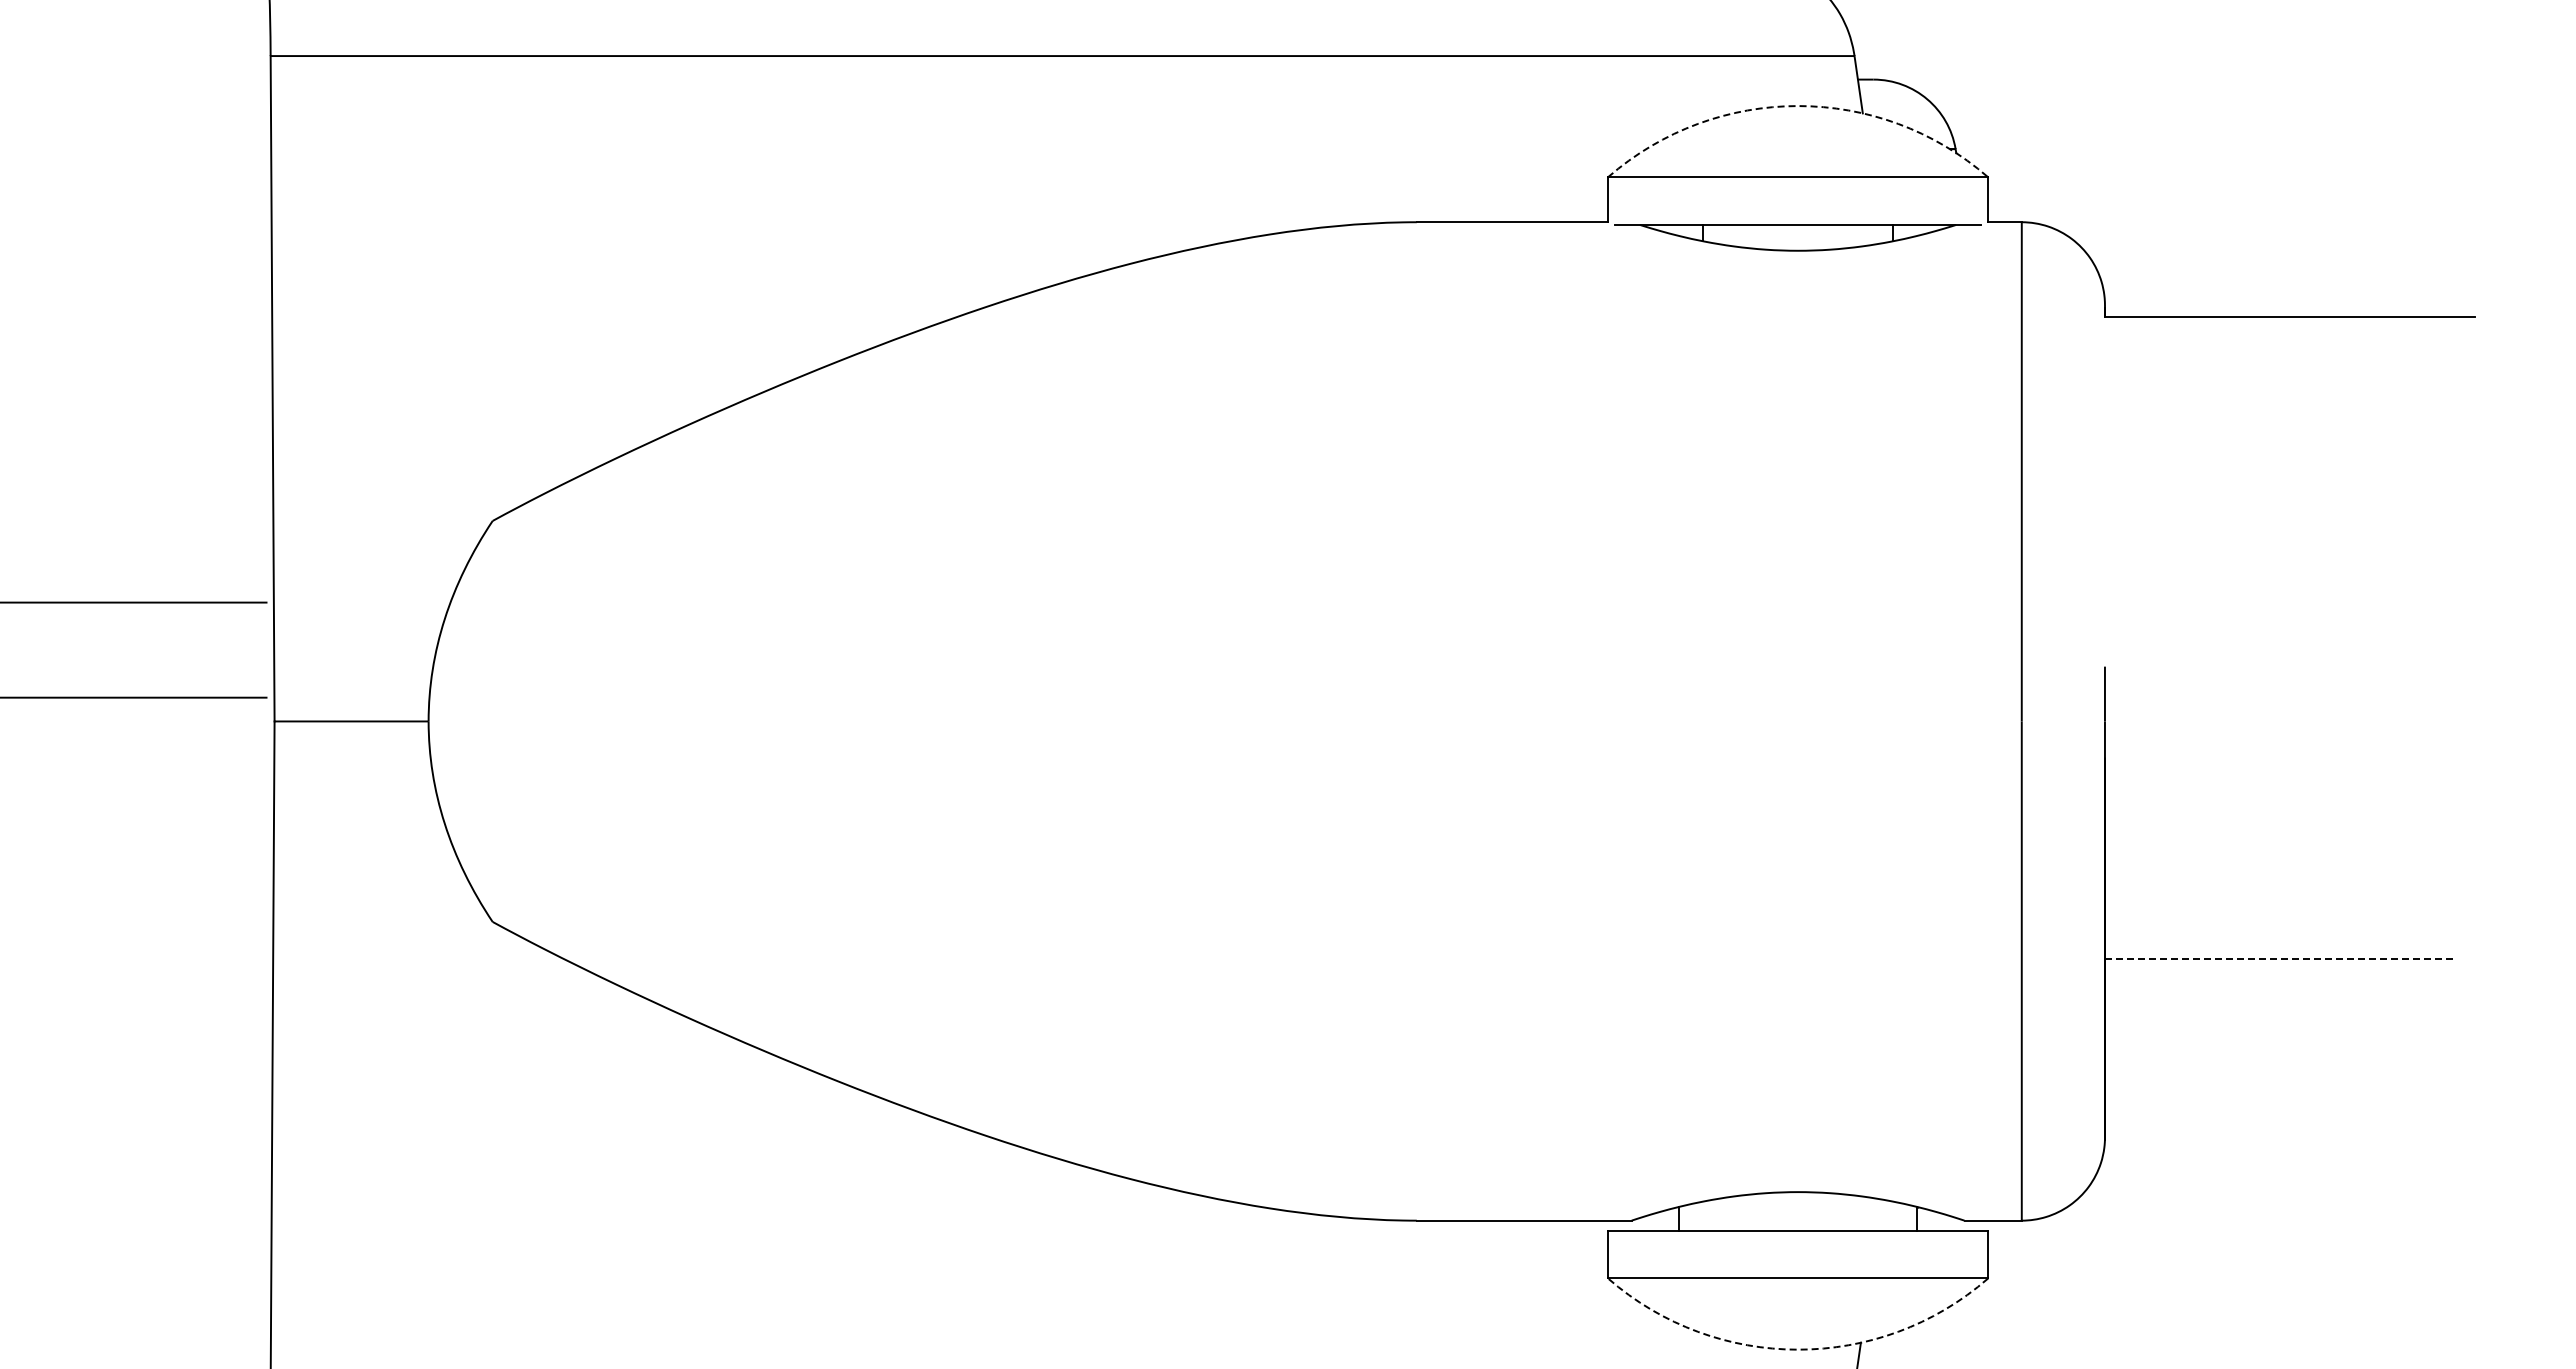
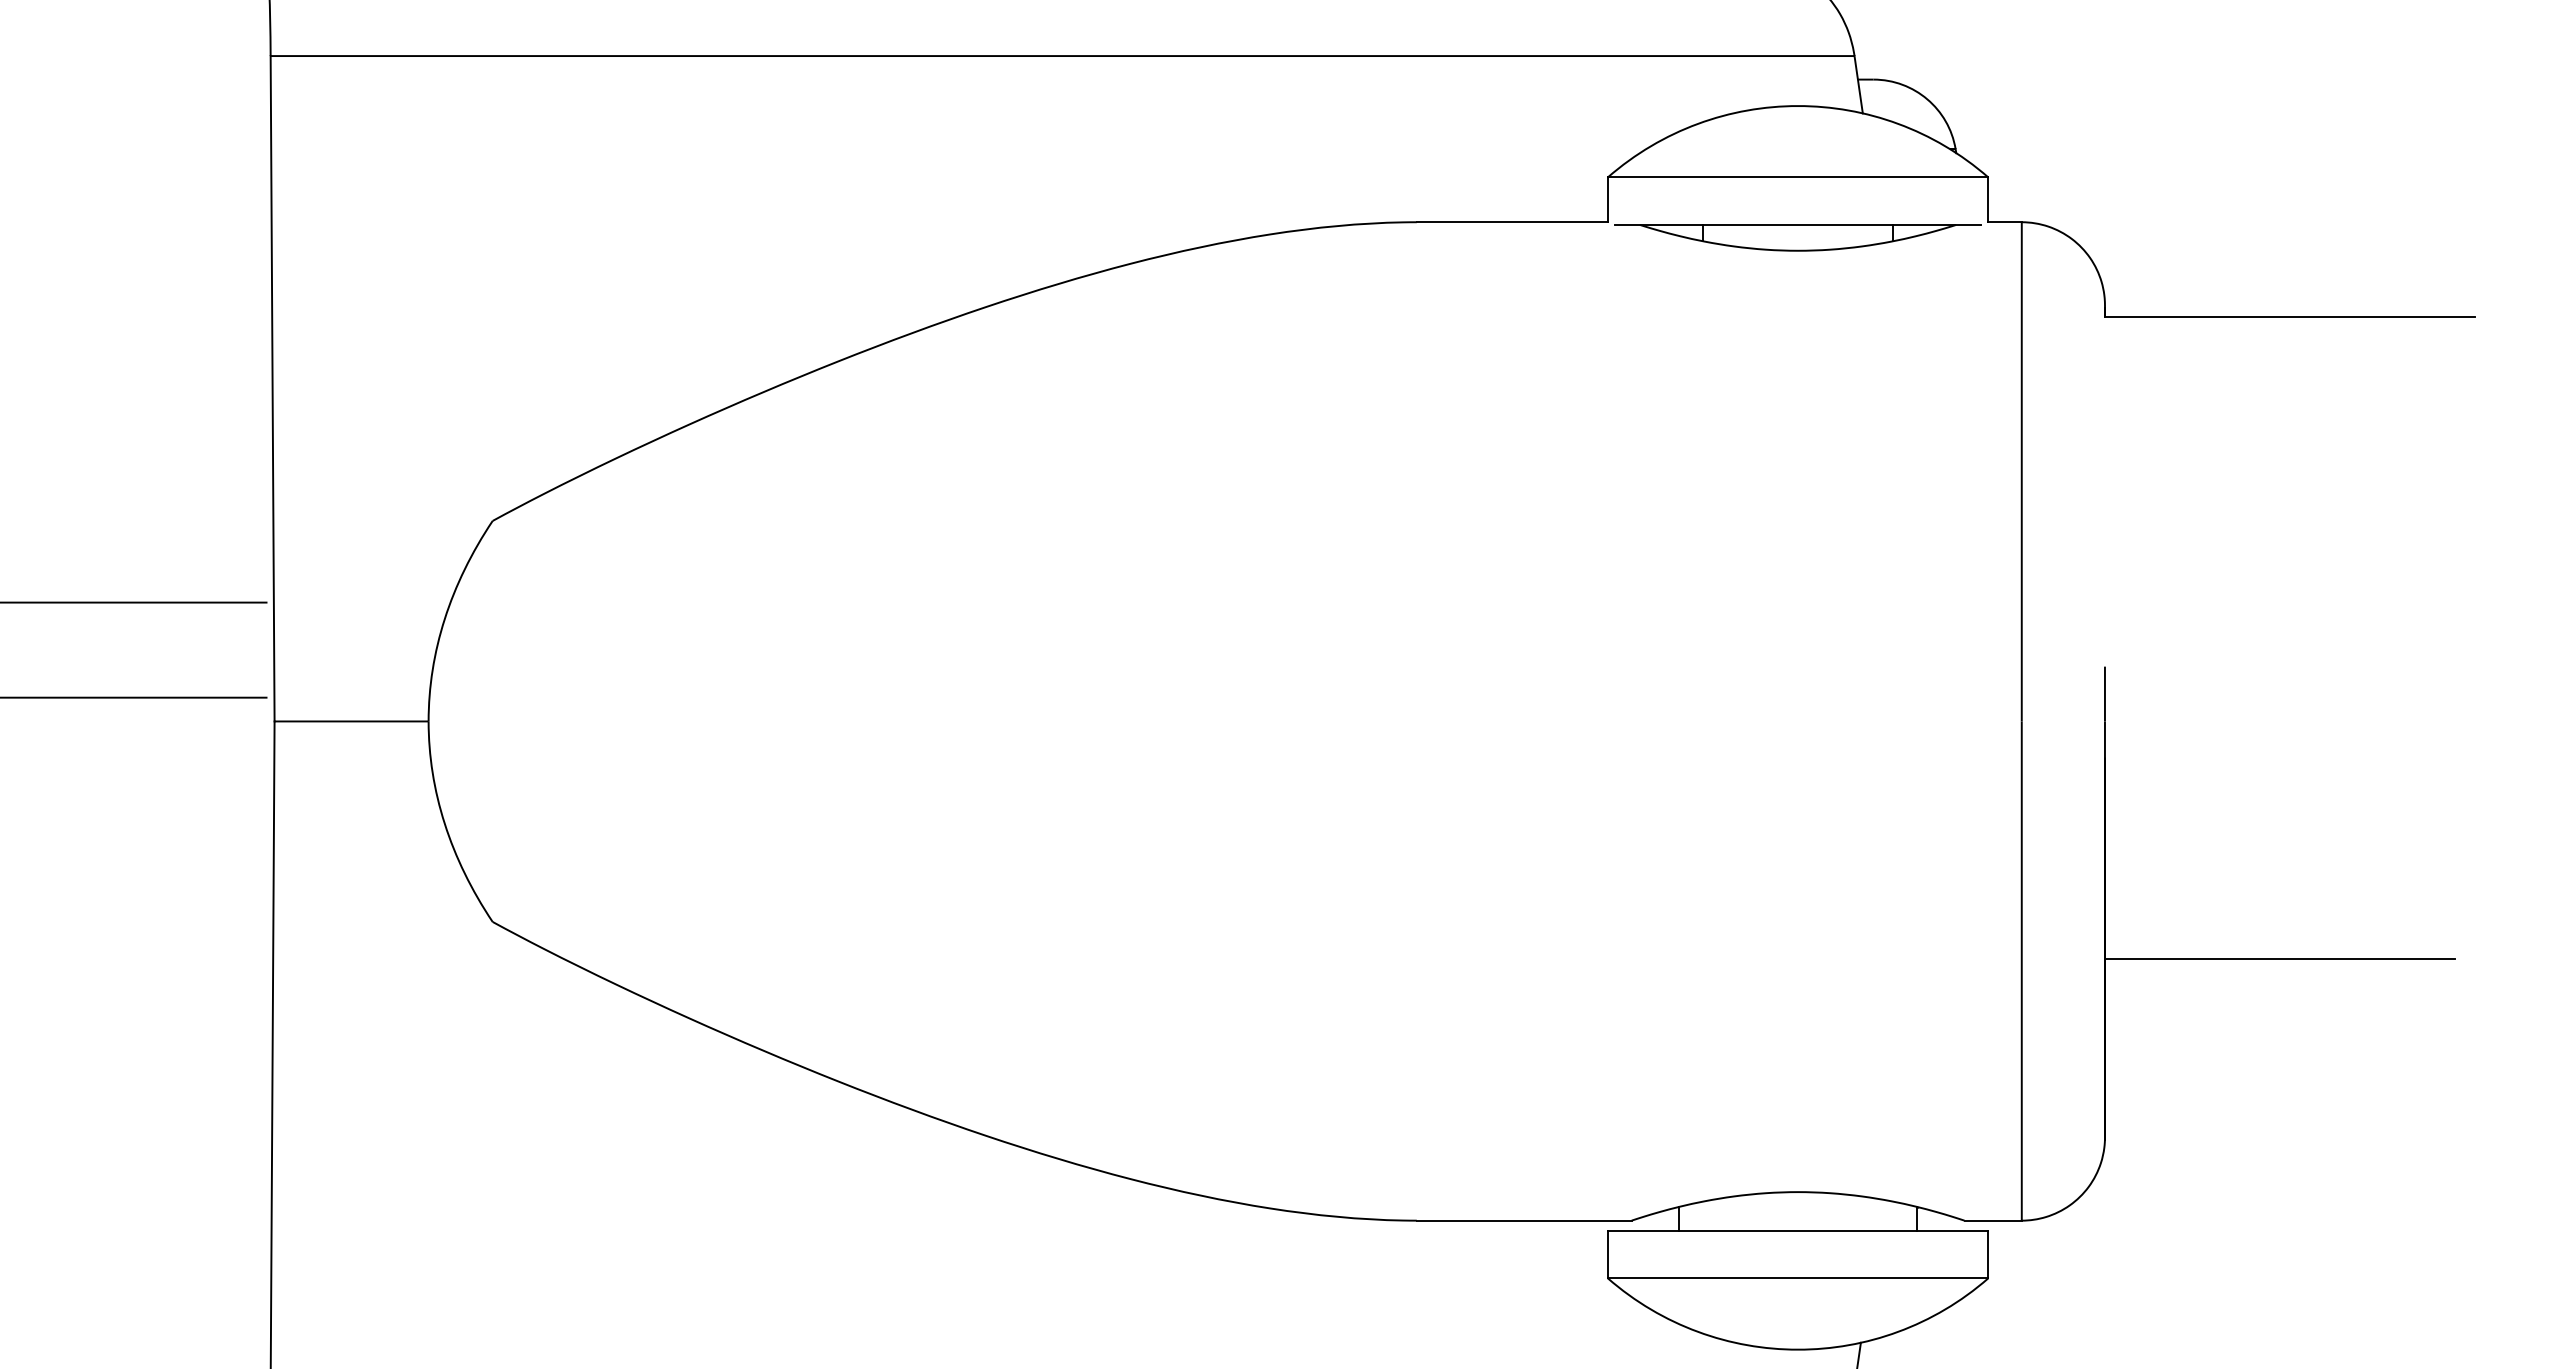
arc: dashed -> solid (1798, 106)
line: dashed -> solid (2280, 959)
arc: dashed -> solid (1798, 1349)
